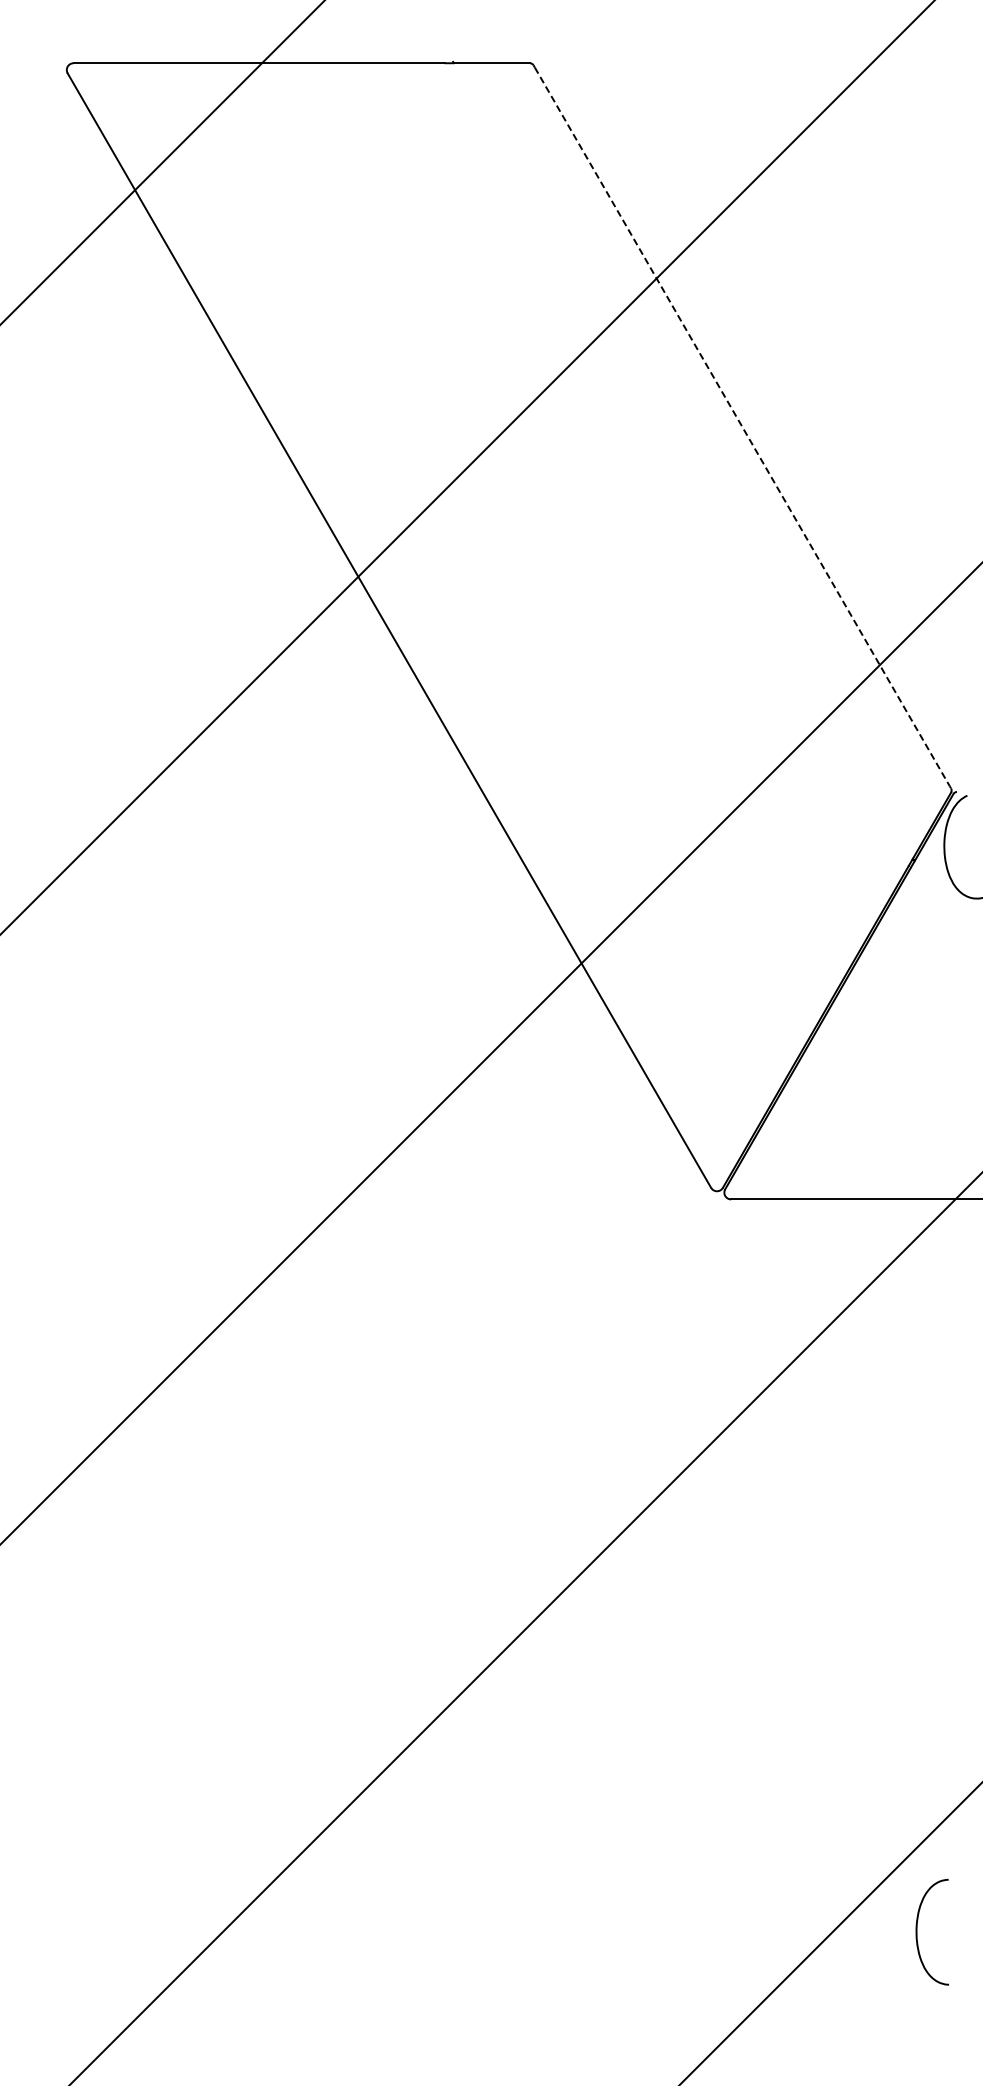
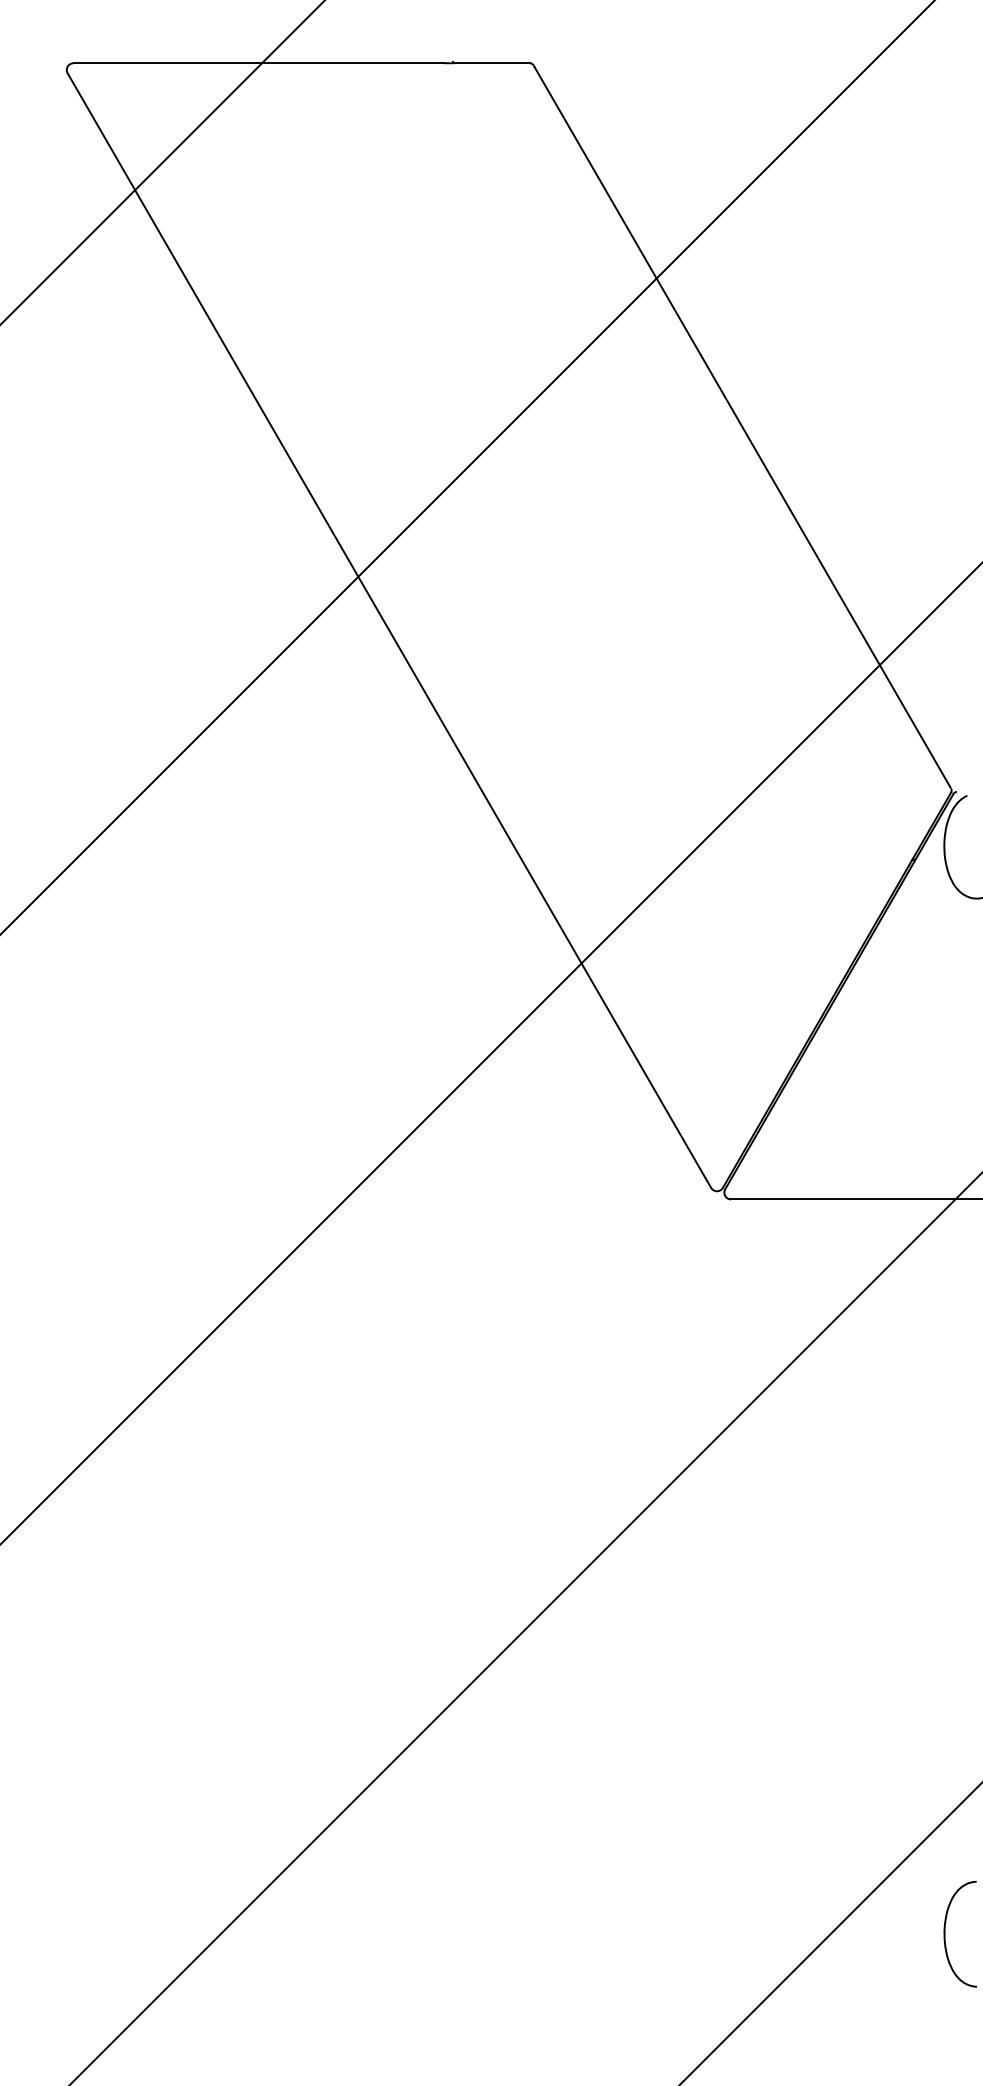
line: dashed -> solid (742, 426)
curve position: (917, 1931) -> (945, 1933) (945, 1933)
